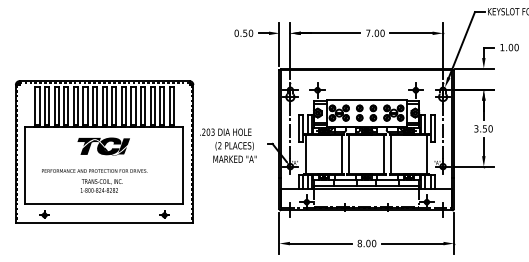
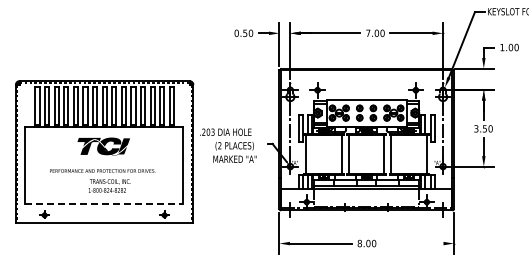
text position: (94, 180) -> (102, 180) (102, 180)
line: solid -> dashed (104, 203)
line: present -> none (412, 243)
